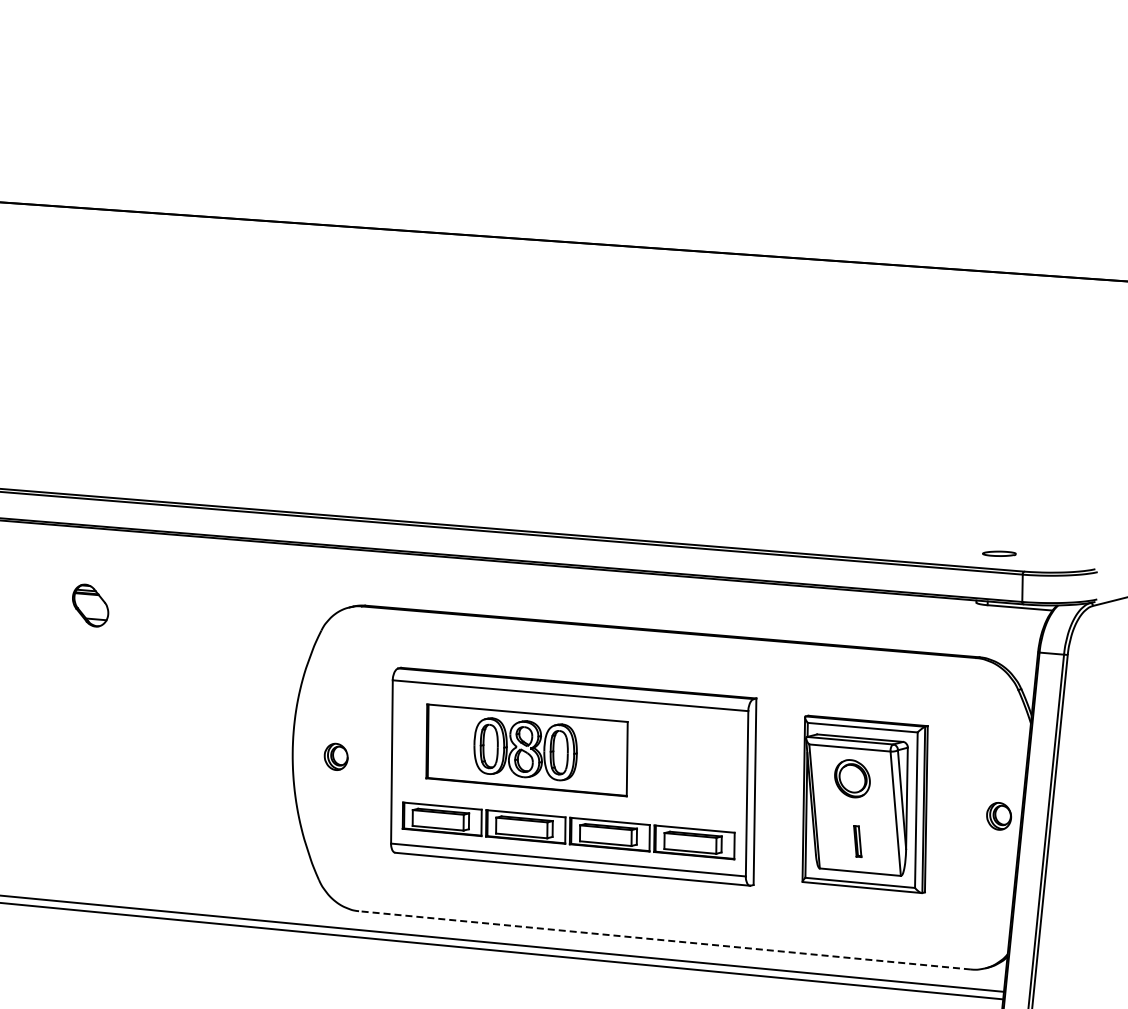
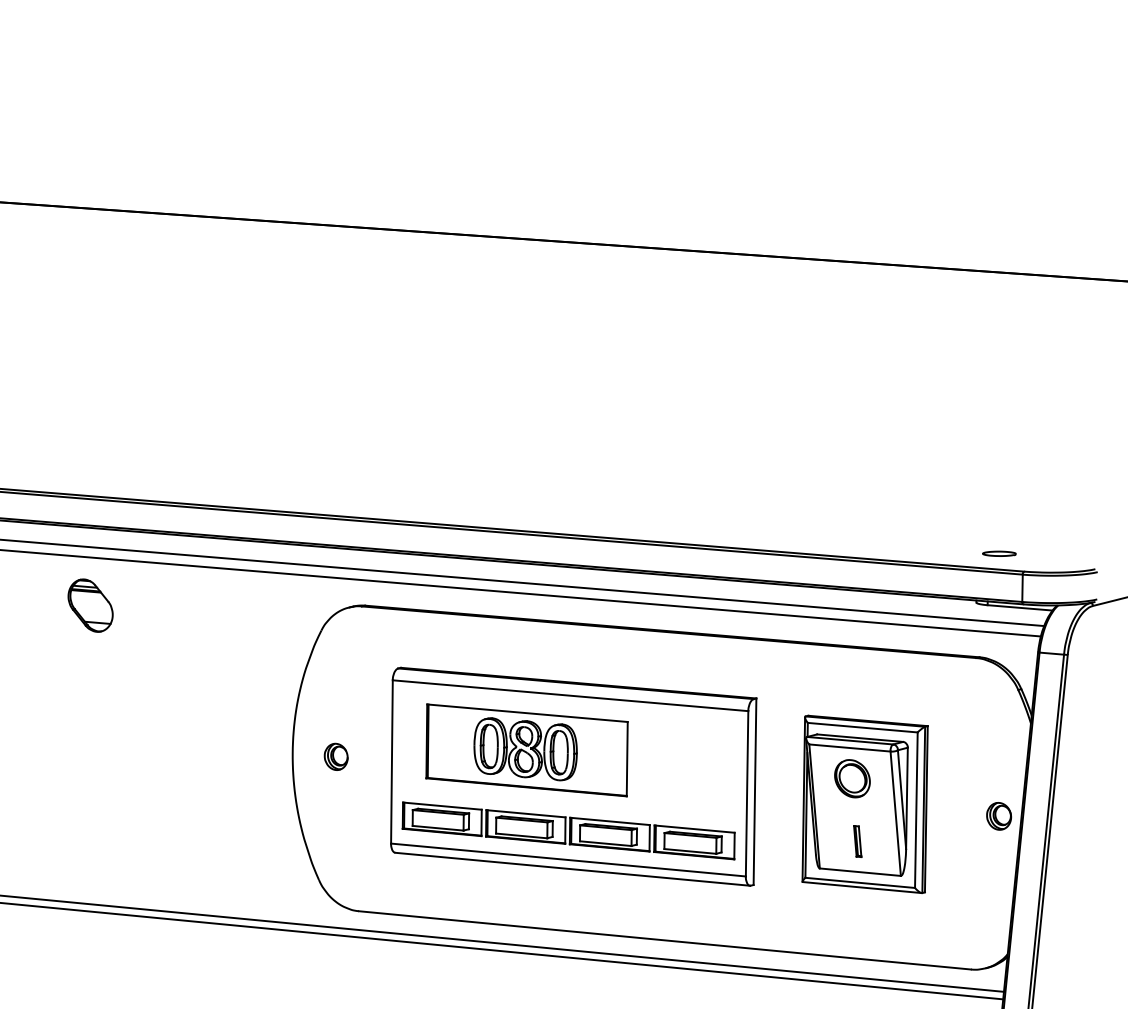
line: none -> present (523, 582)
line: none -> present (521, 593)
part size: 38x45 px -> 47x55 px (90, 605)
line: dashed -> solid (664, 940)
